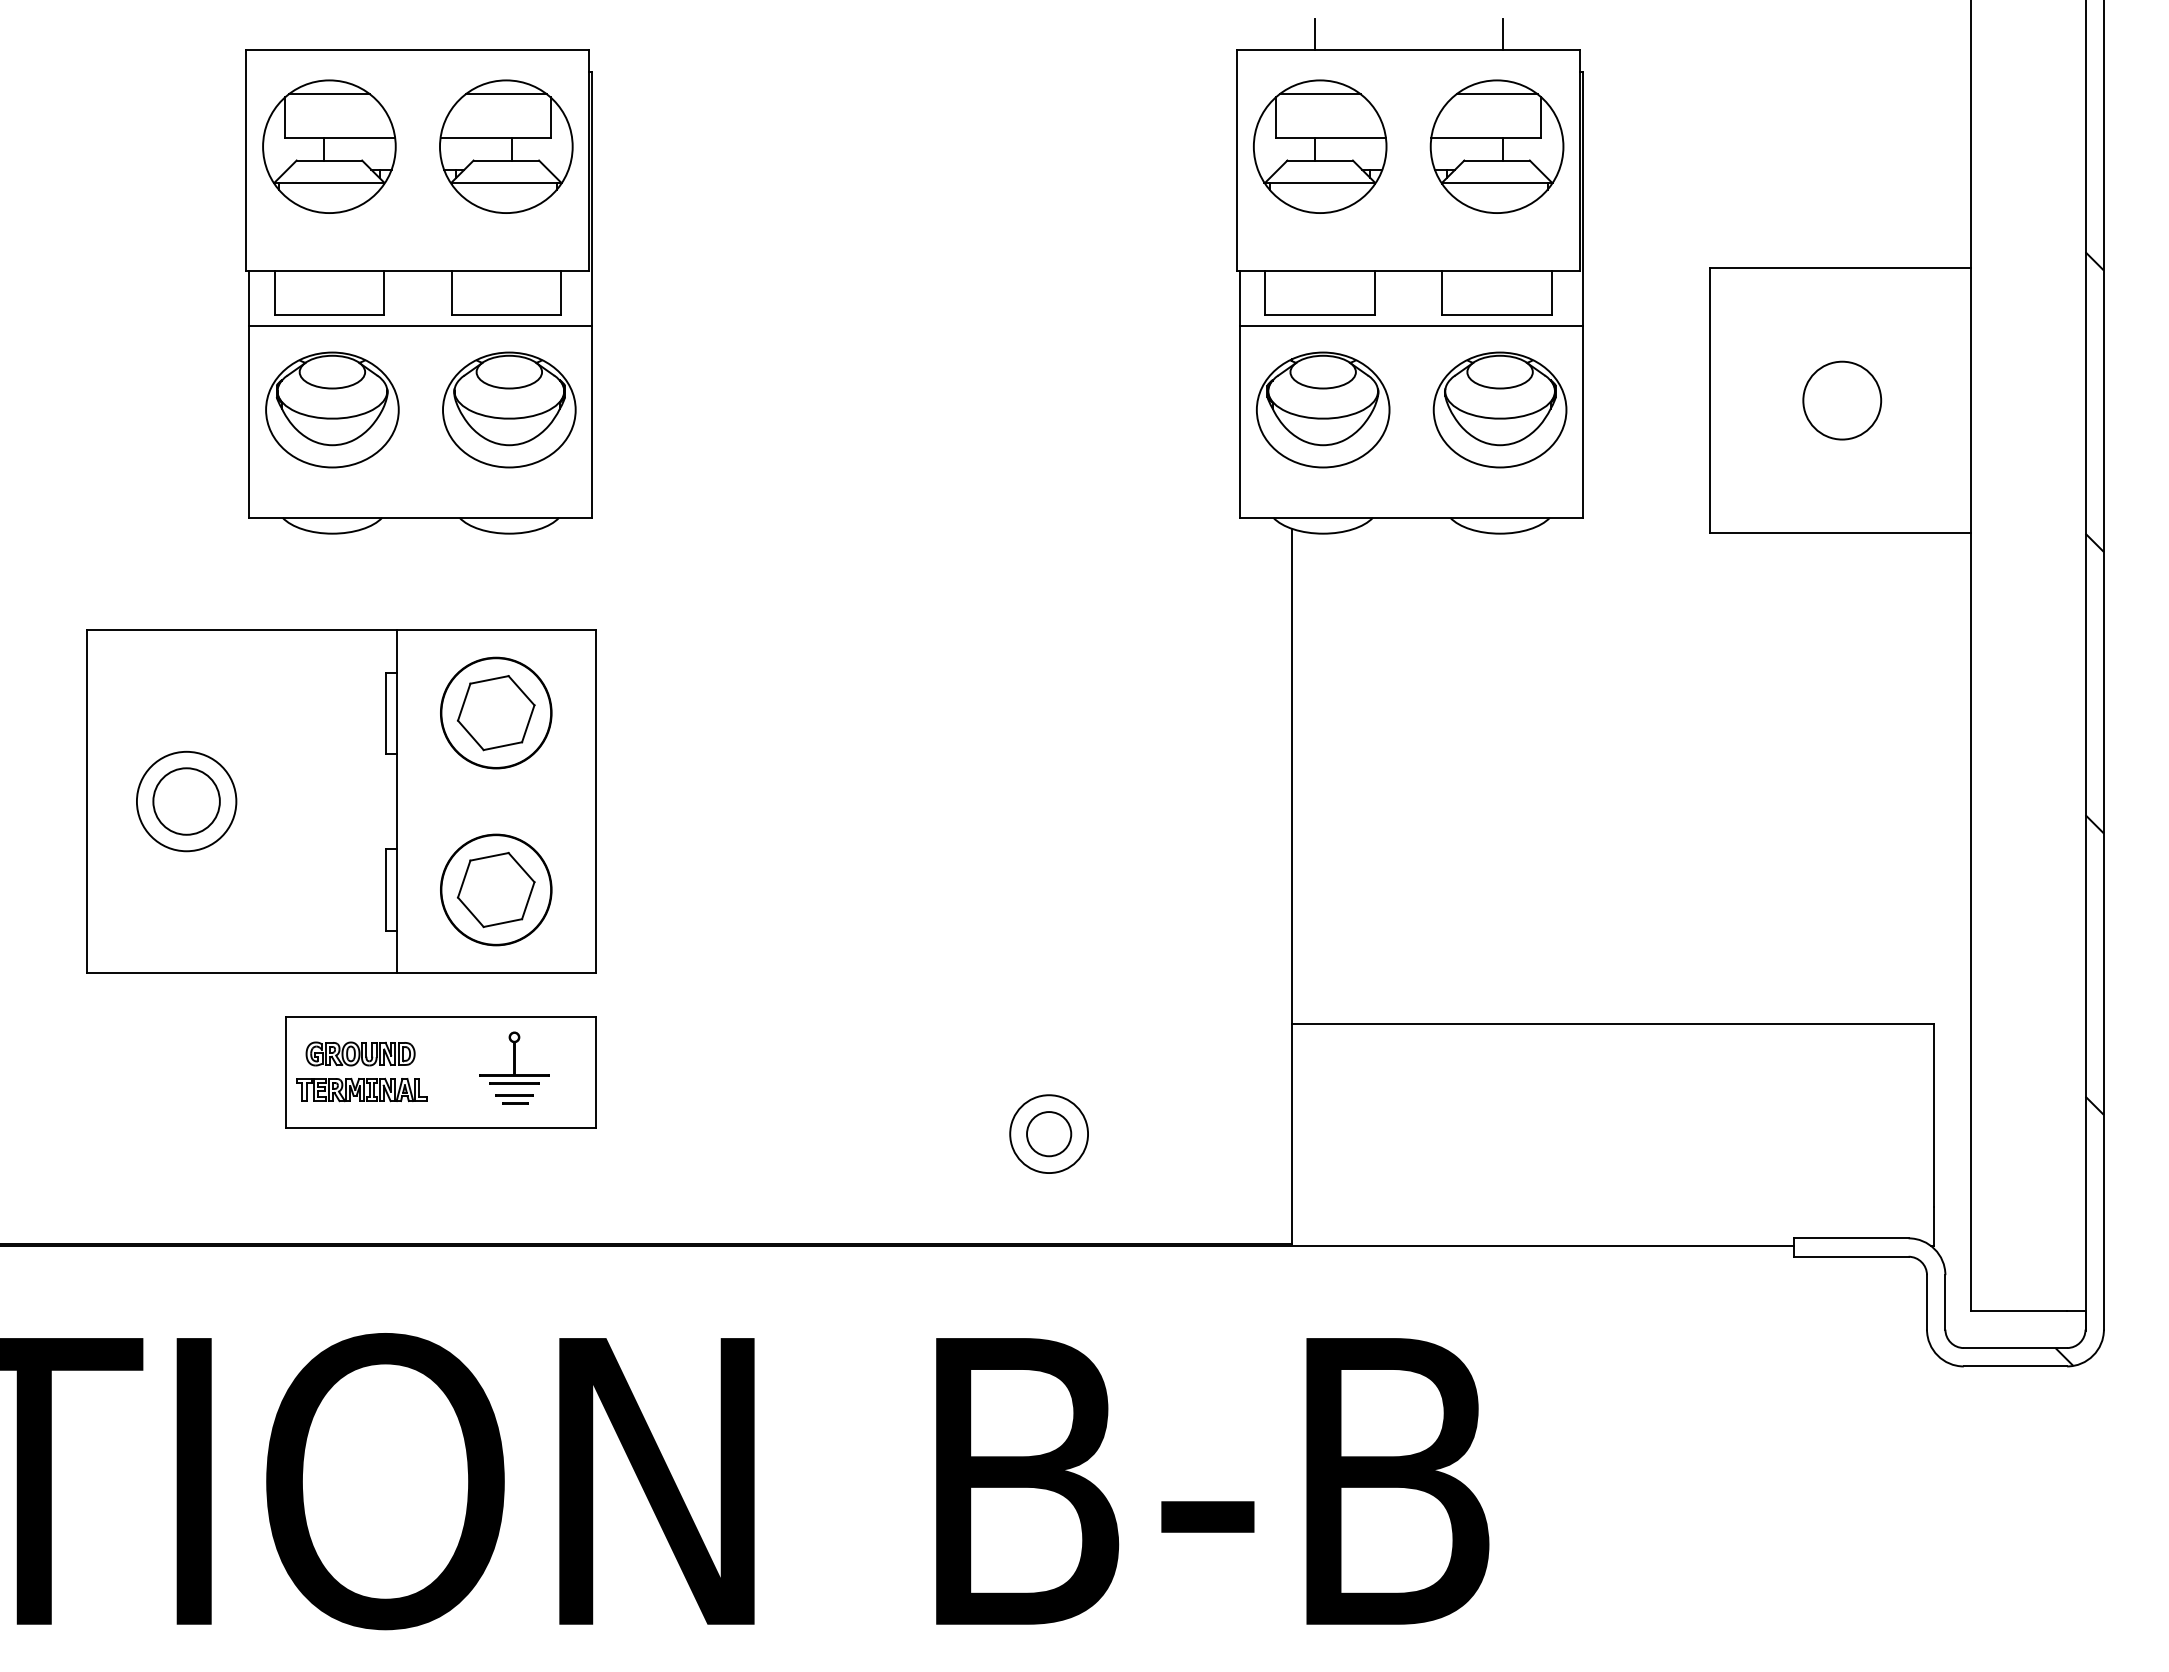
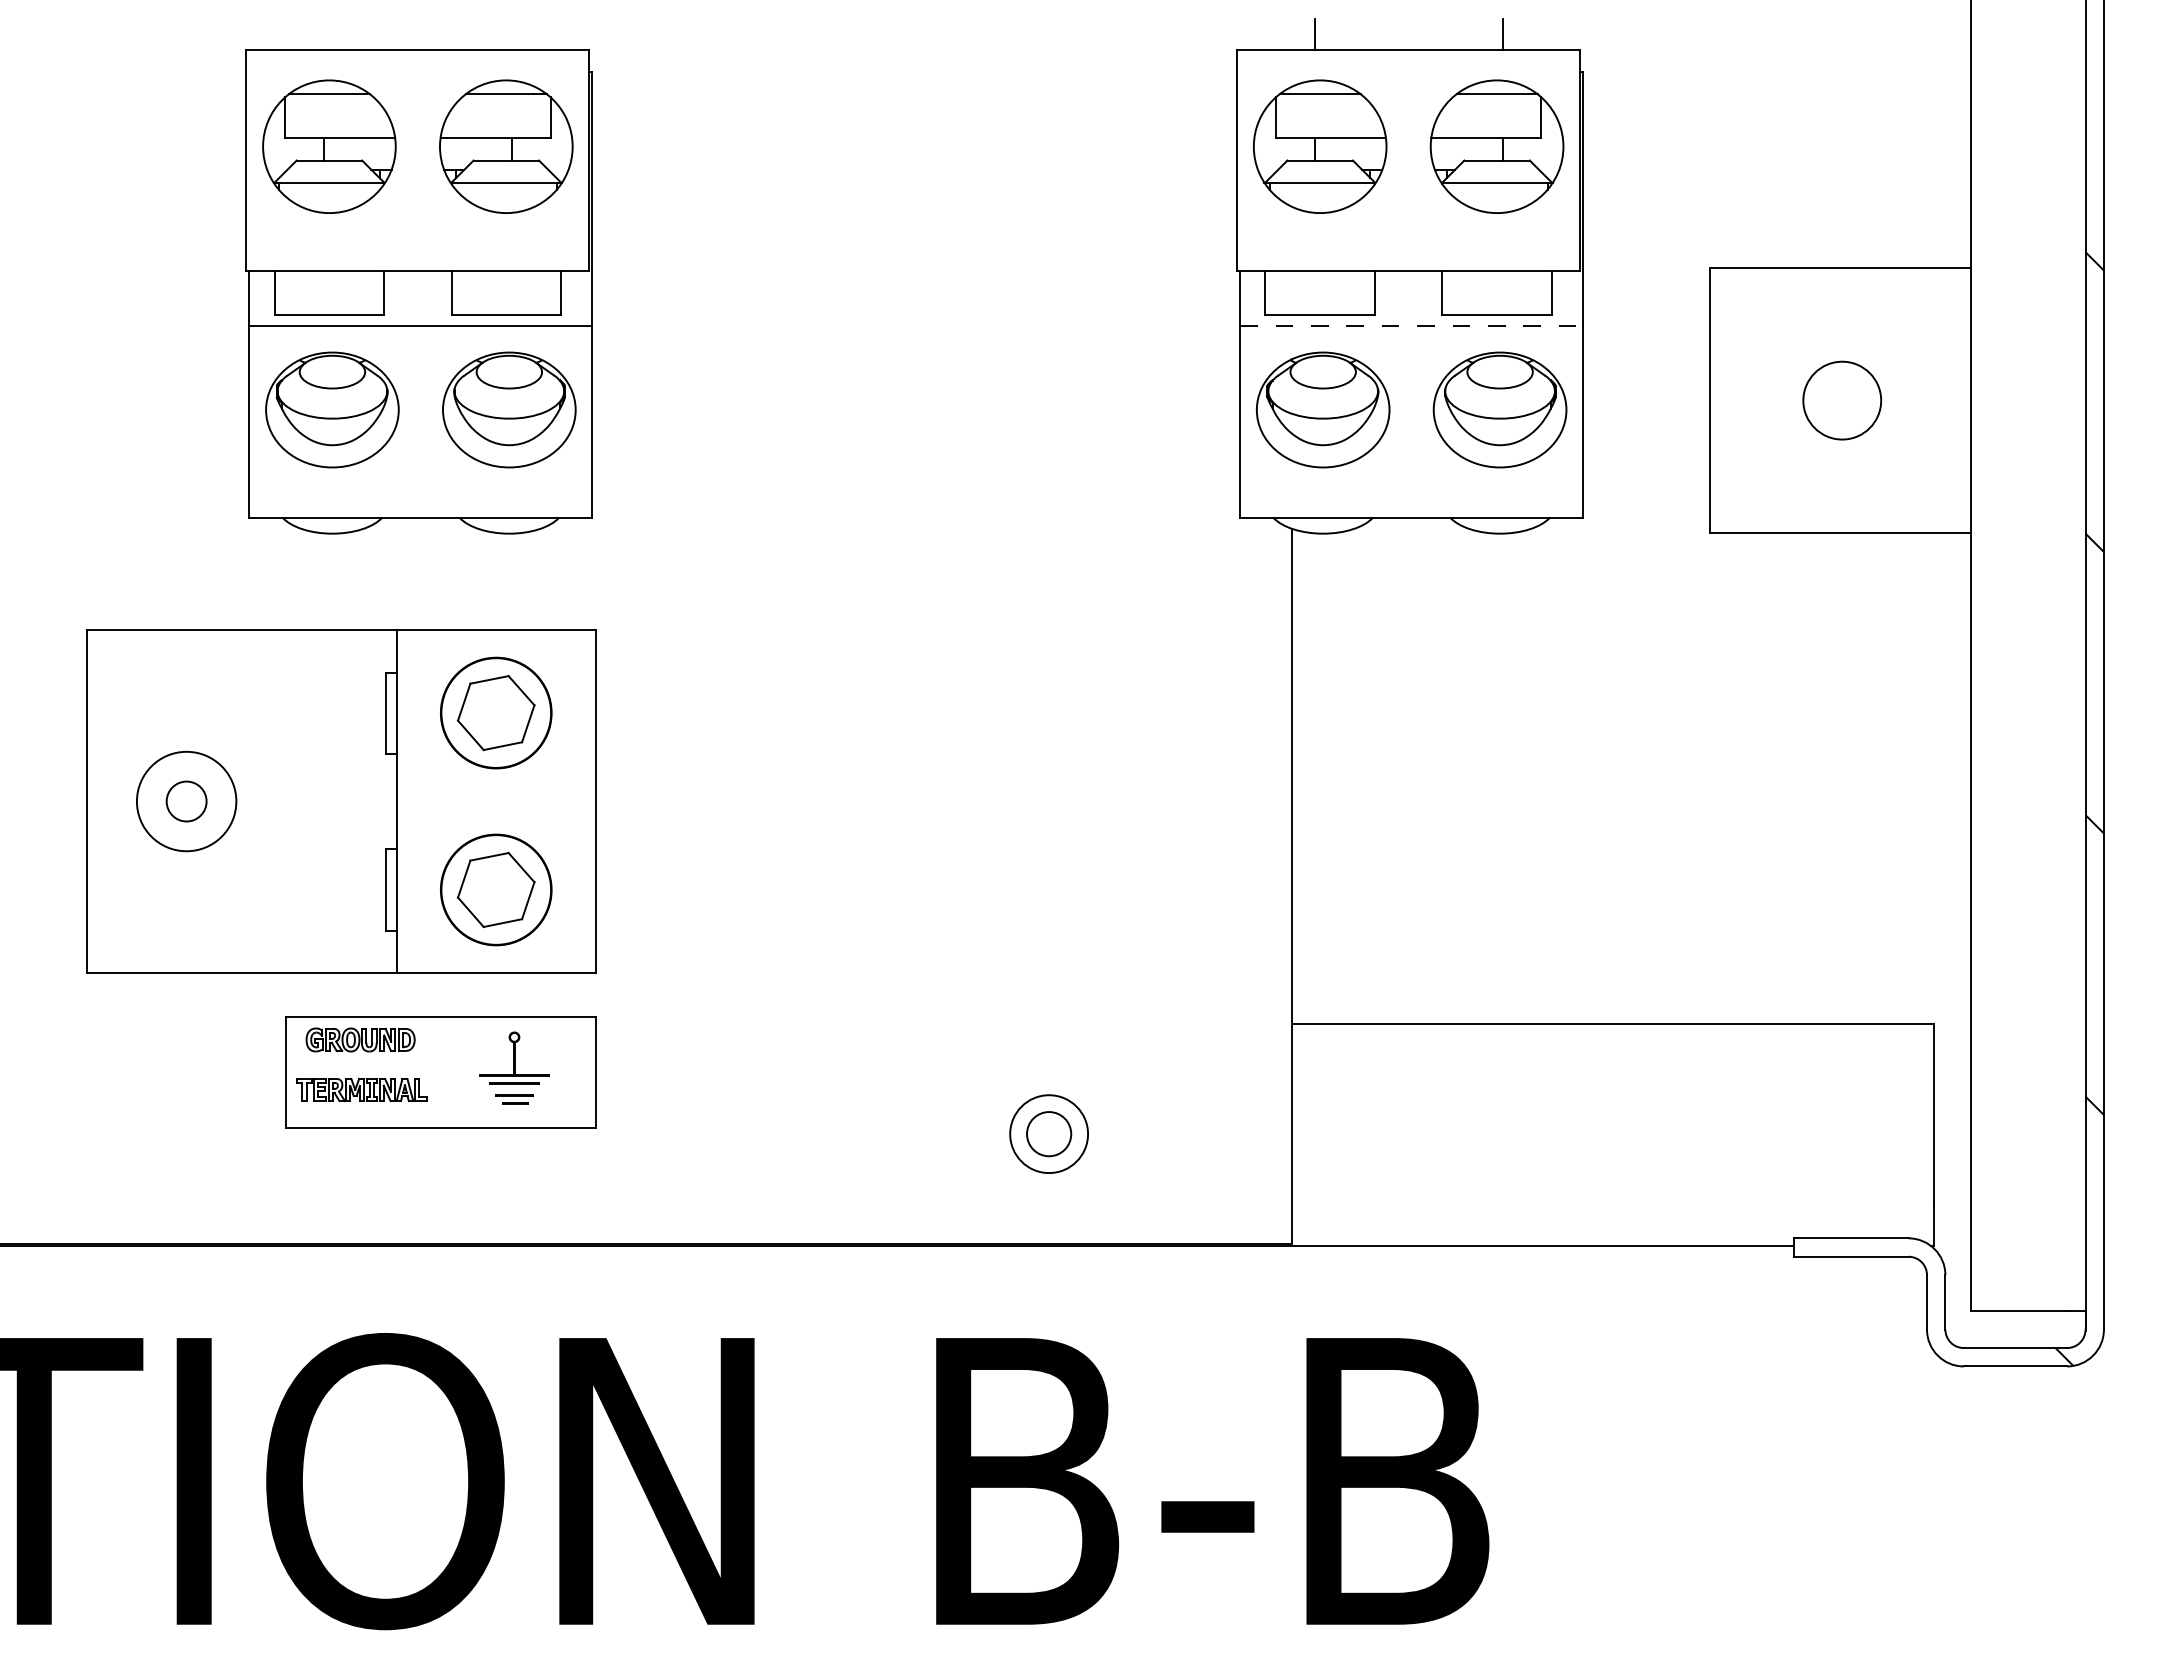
line: solid -> dashed (1412, 326)
circle diameter: 67 px -> 40 px (186, 801)
part position: (360, 1053) -> (360, 1039) (360, 1039)
